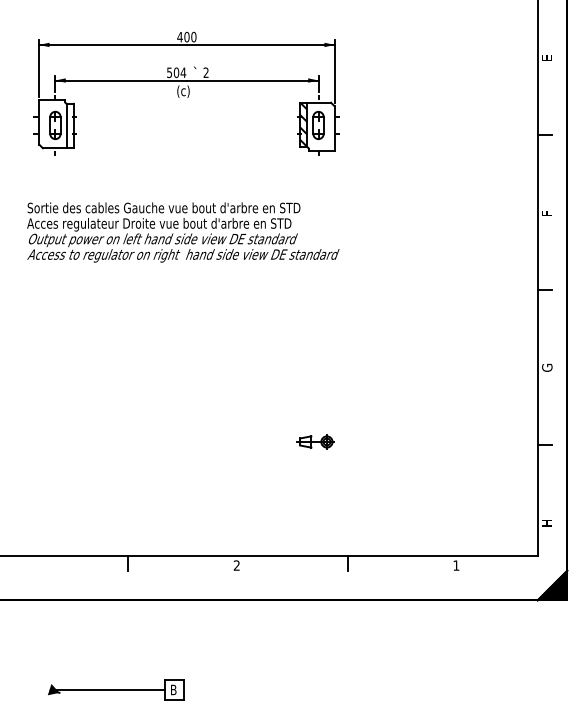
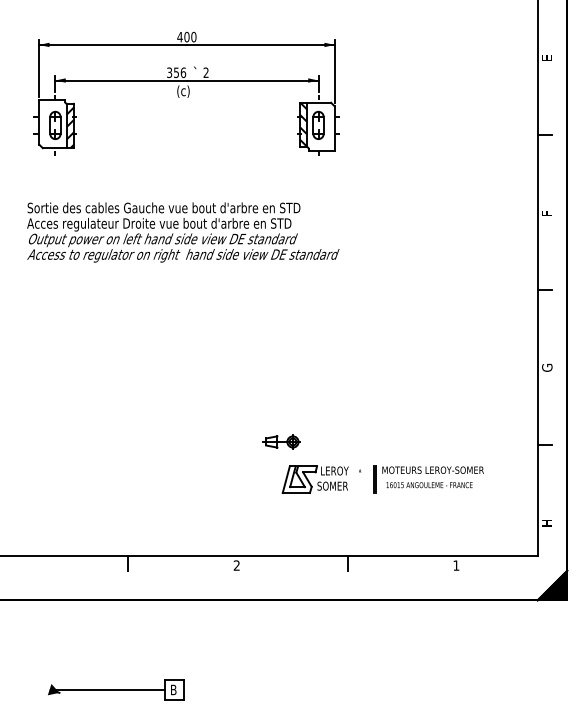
text: 504 -> 356 (176, 72)
hatch: none -> present (69, 127)
part position: (315, 441) -> (281, 441) (281, 441)
part: none -> present (382, 479)
